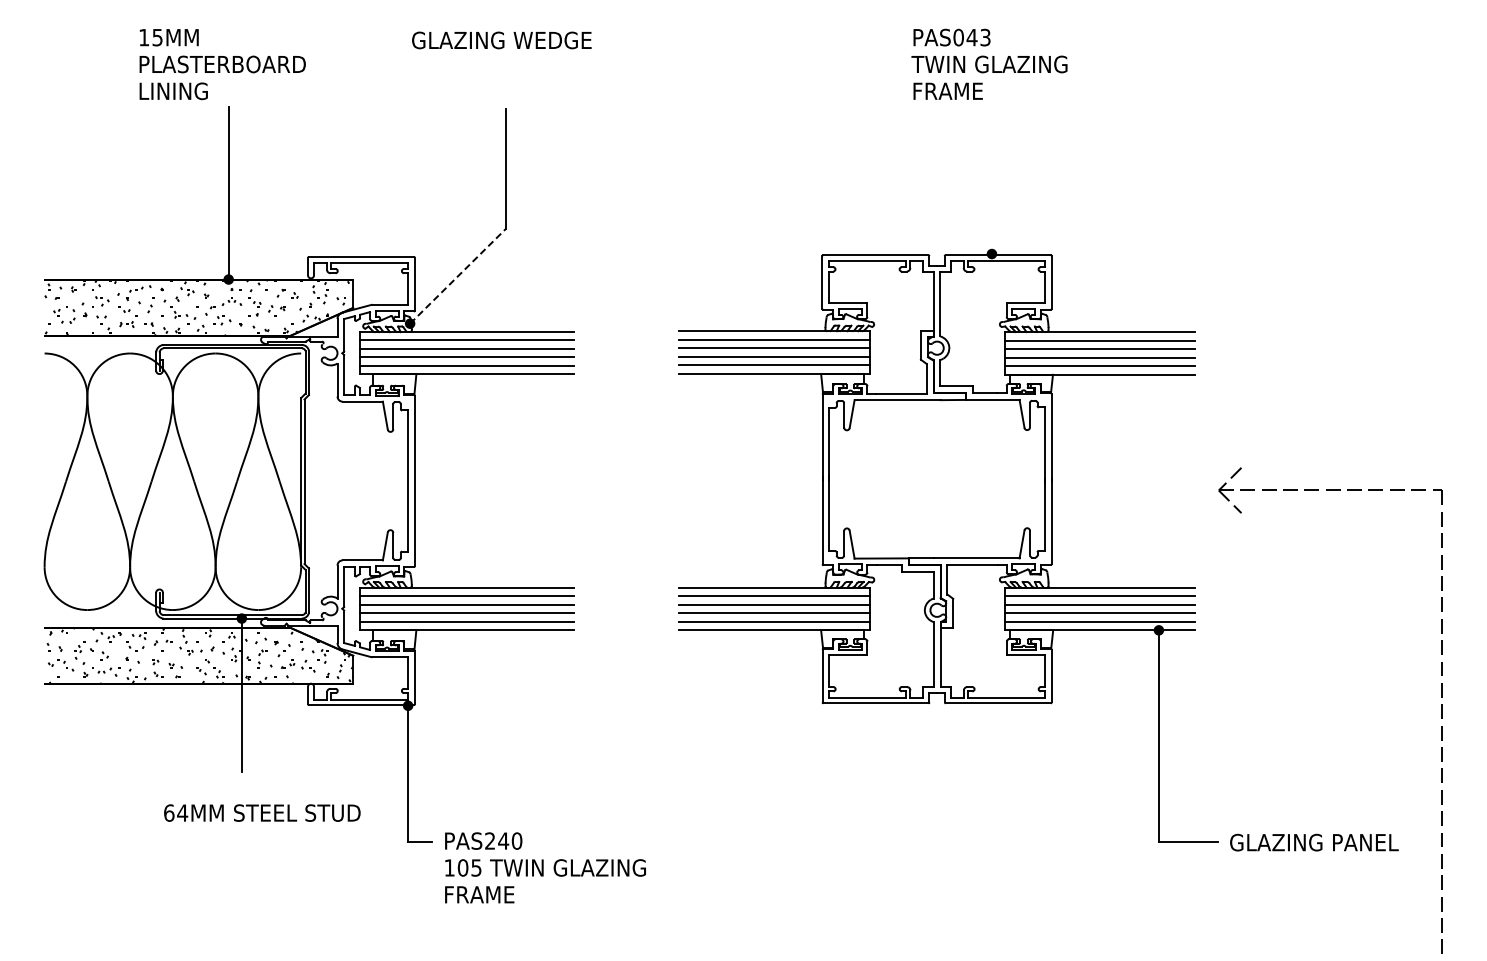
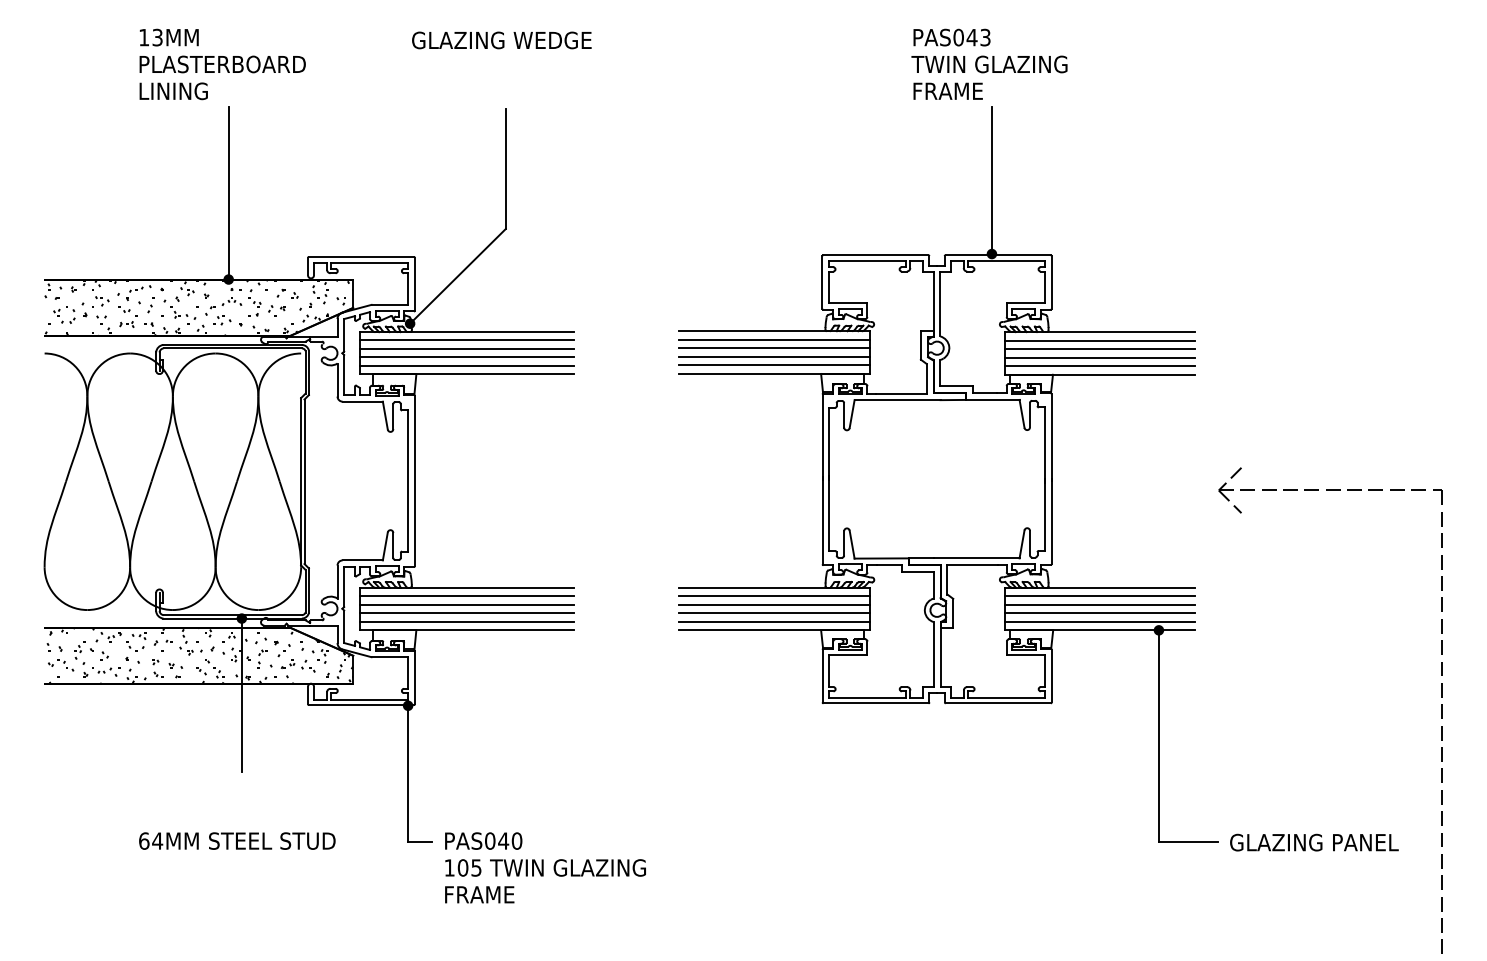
text: 15MM -> 13MM (157, 36)
line: none -> present (991, 180)
line: dashed -> solid (458, 276)
text position: (262, 812) -> (237, 840) (237, 840)
text: PAS240 -> PAS040 (490, 840)
